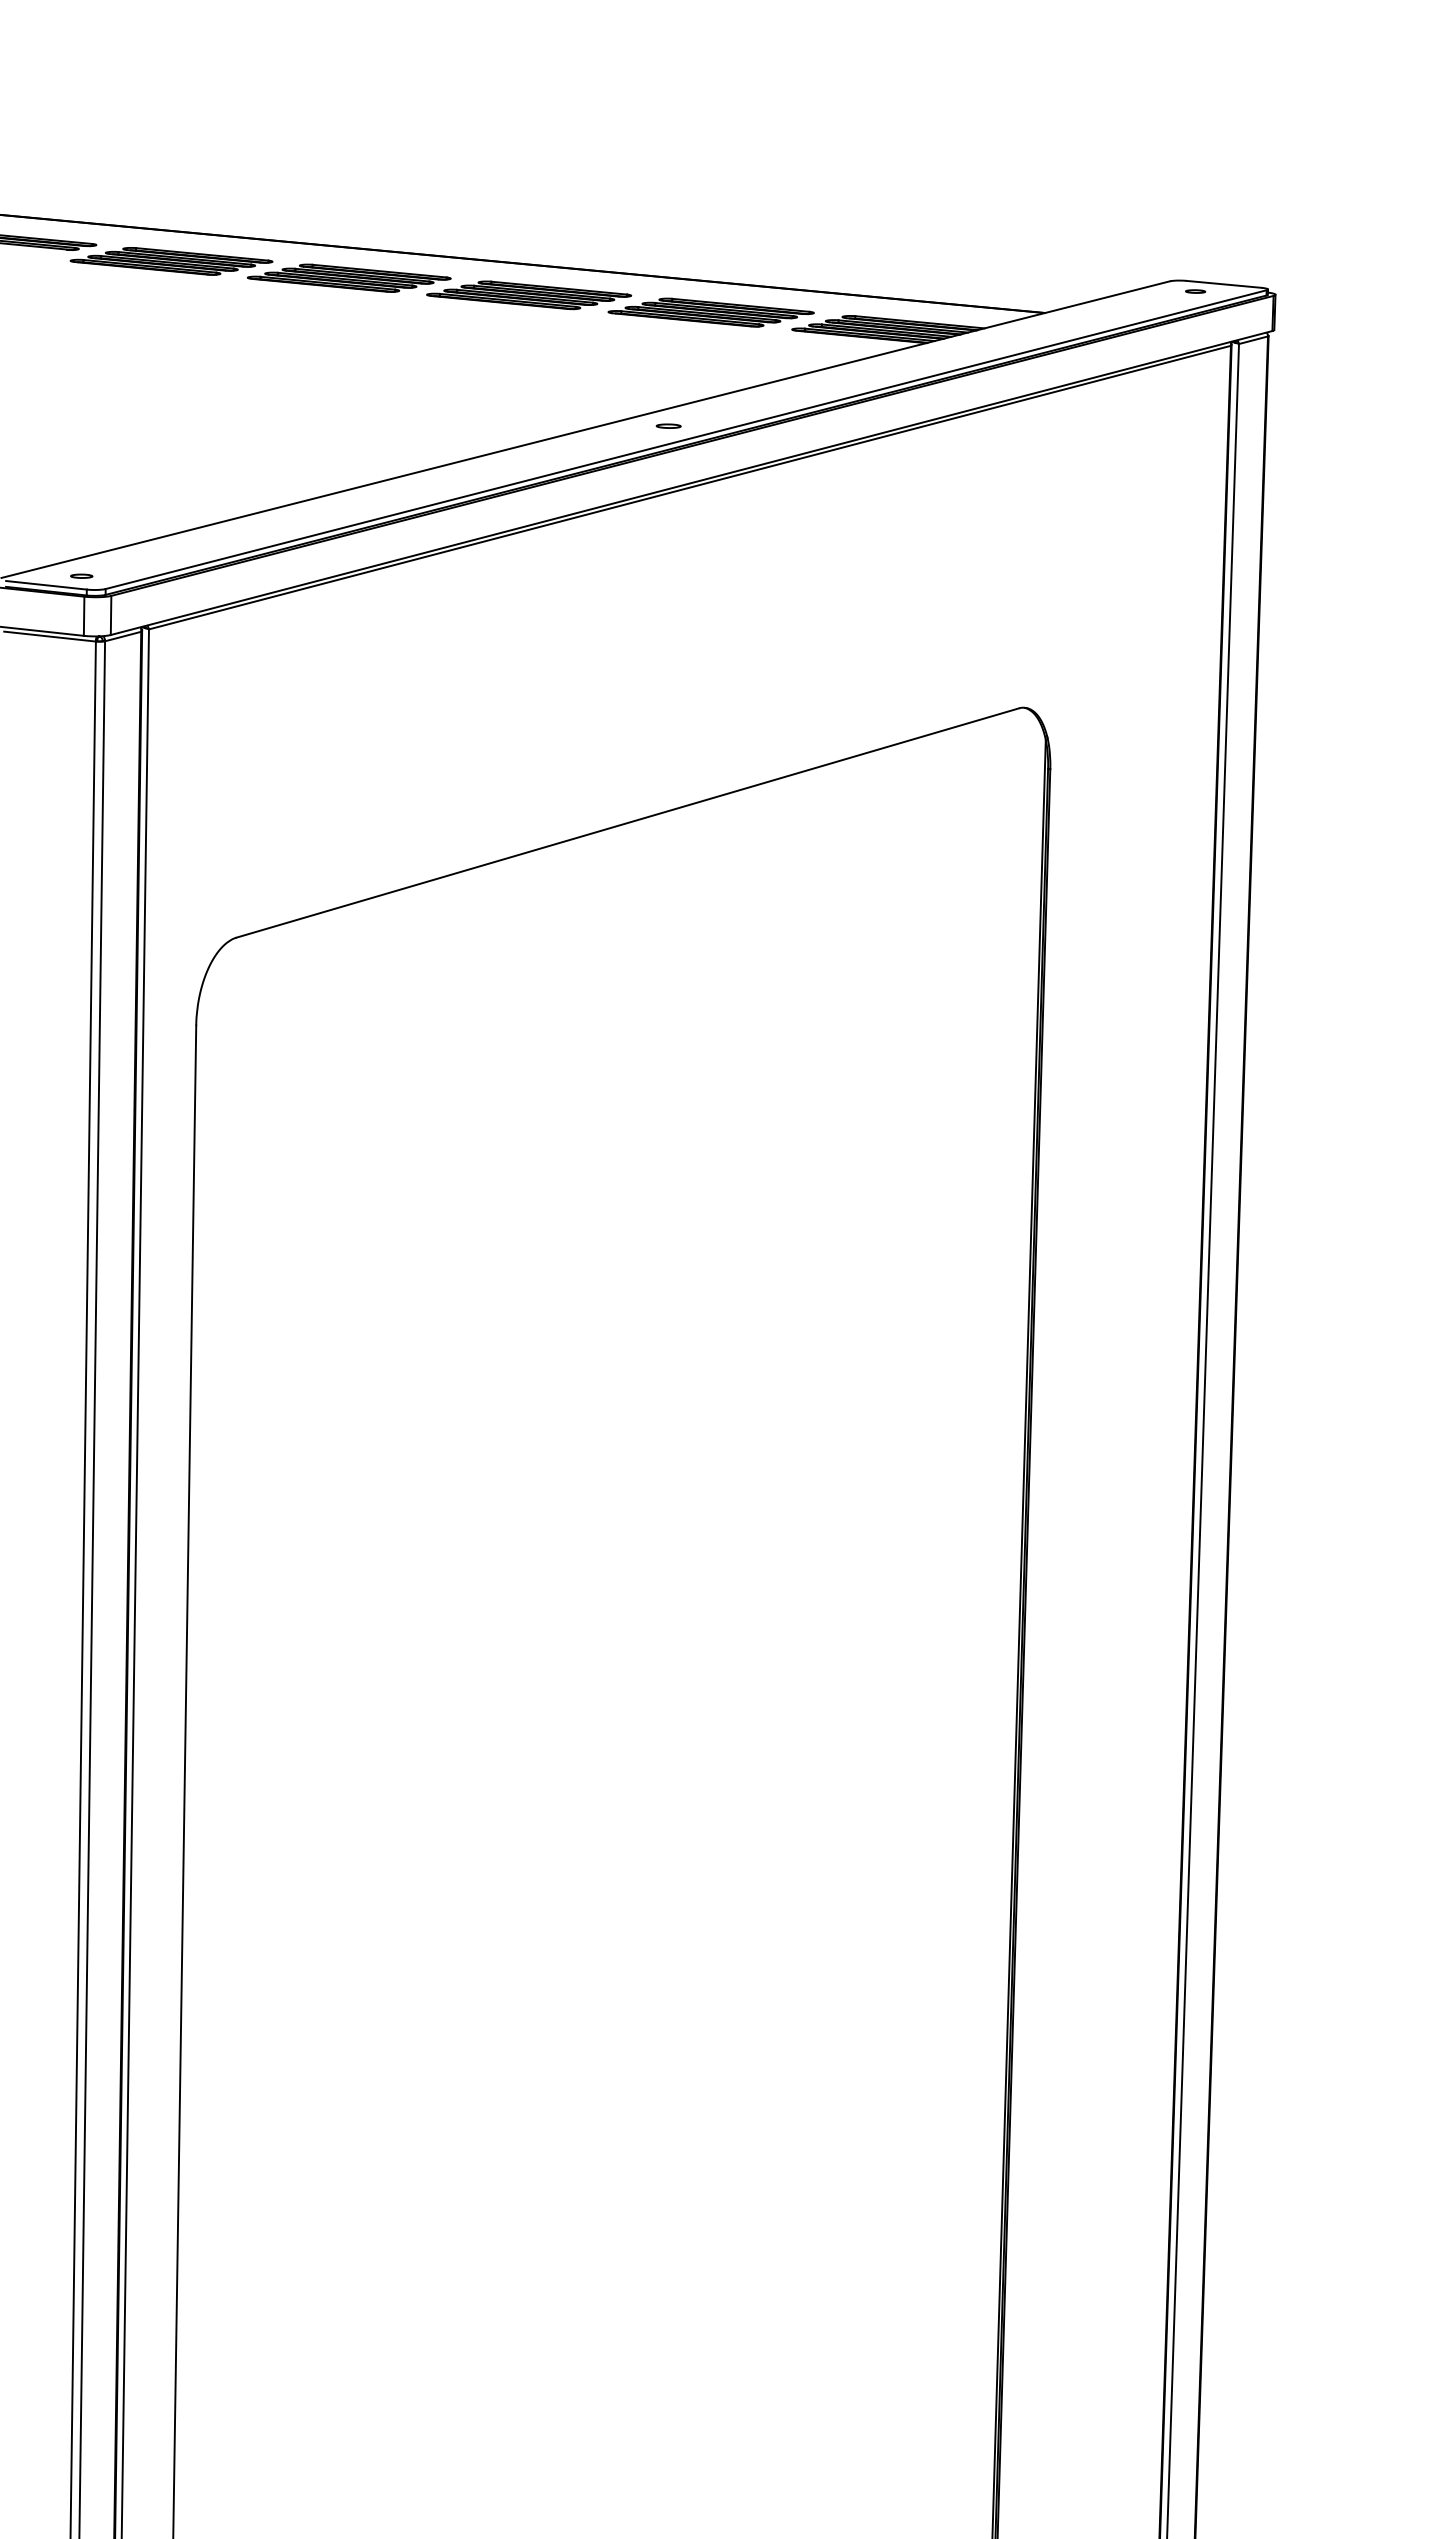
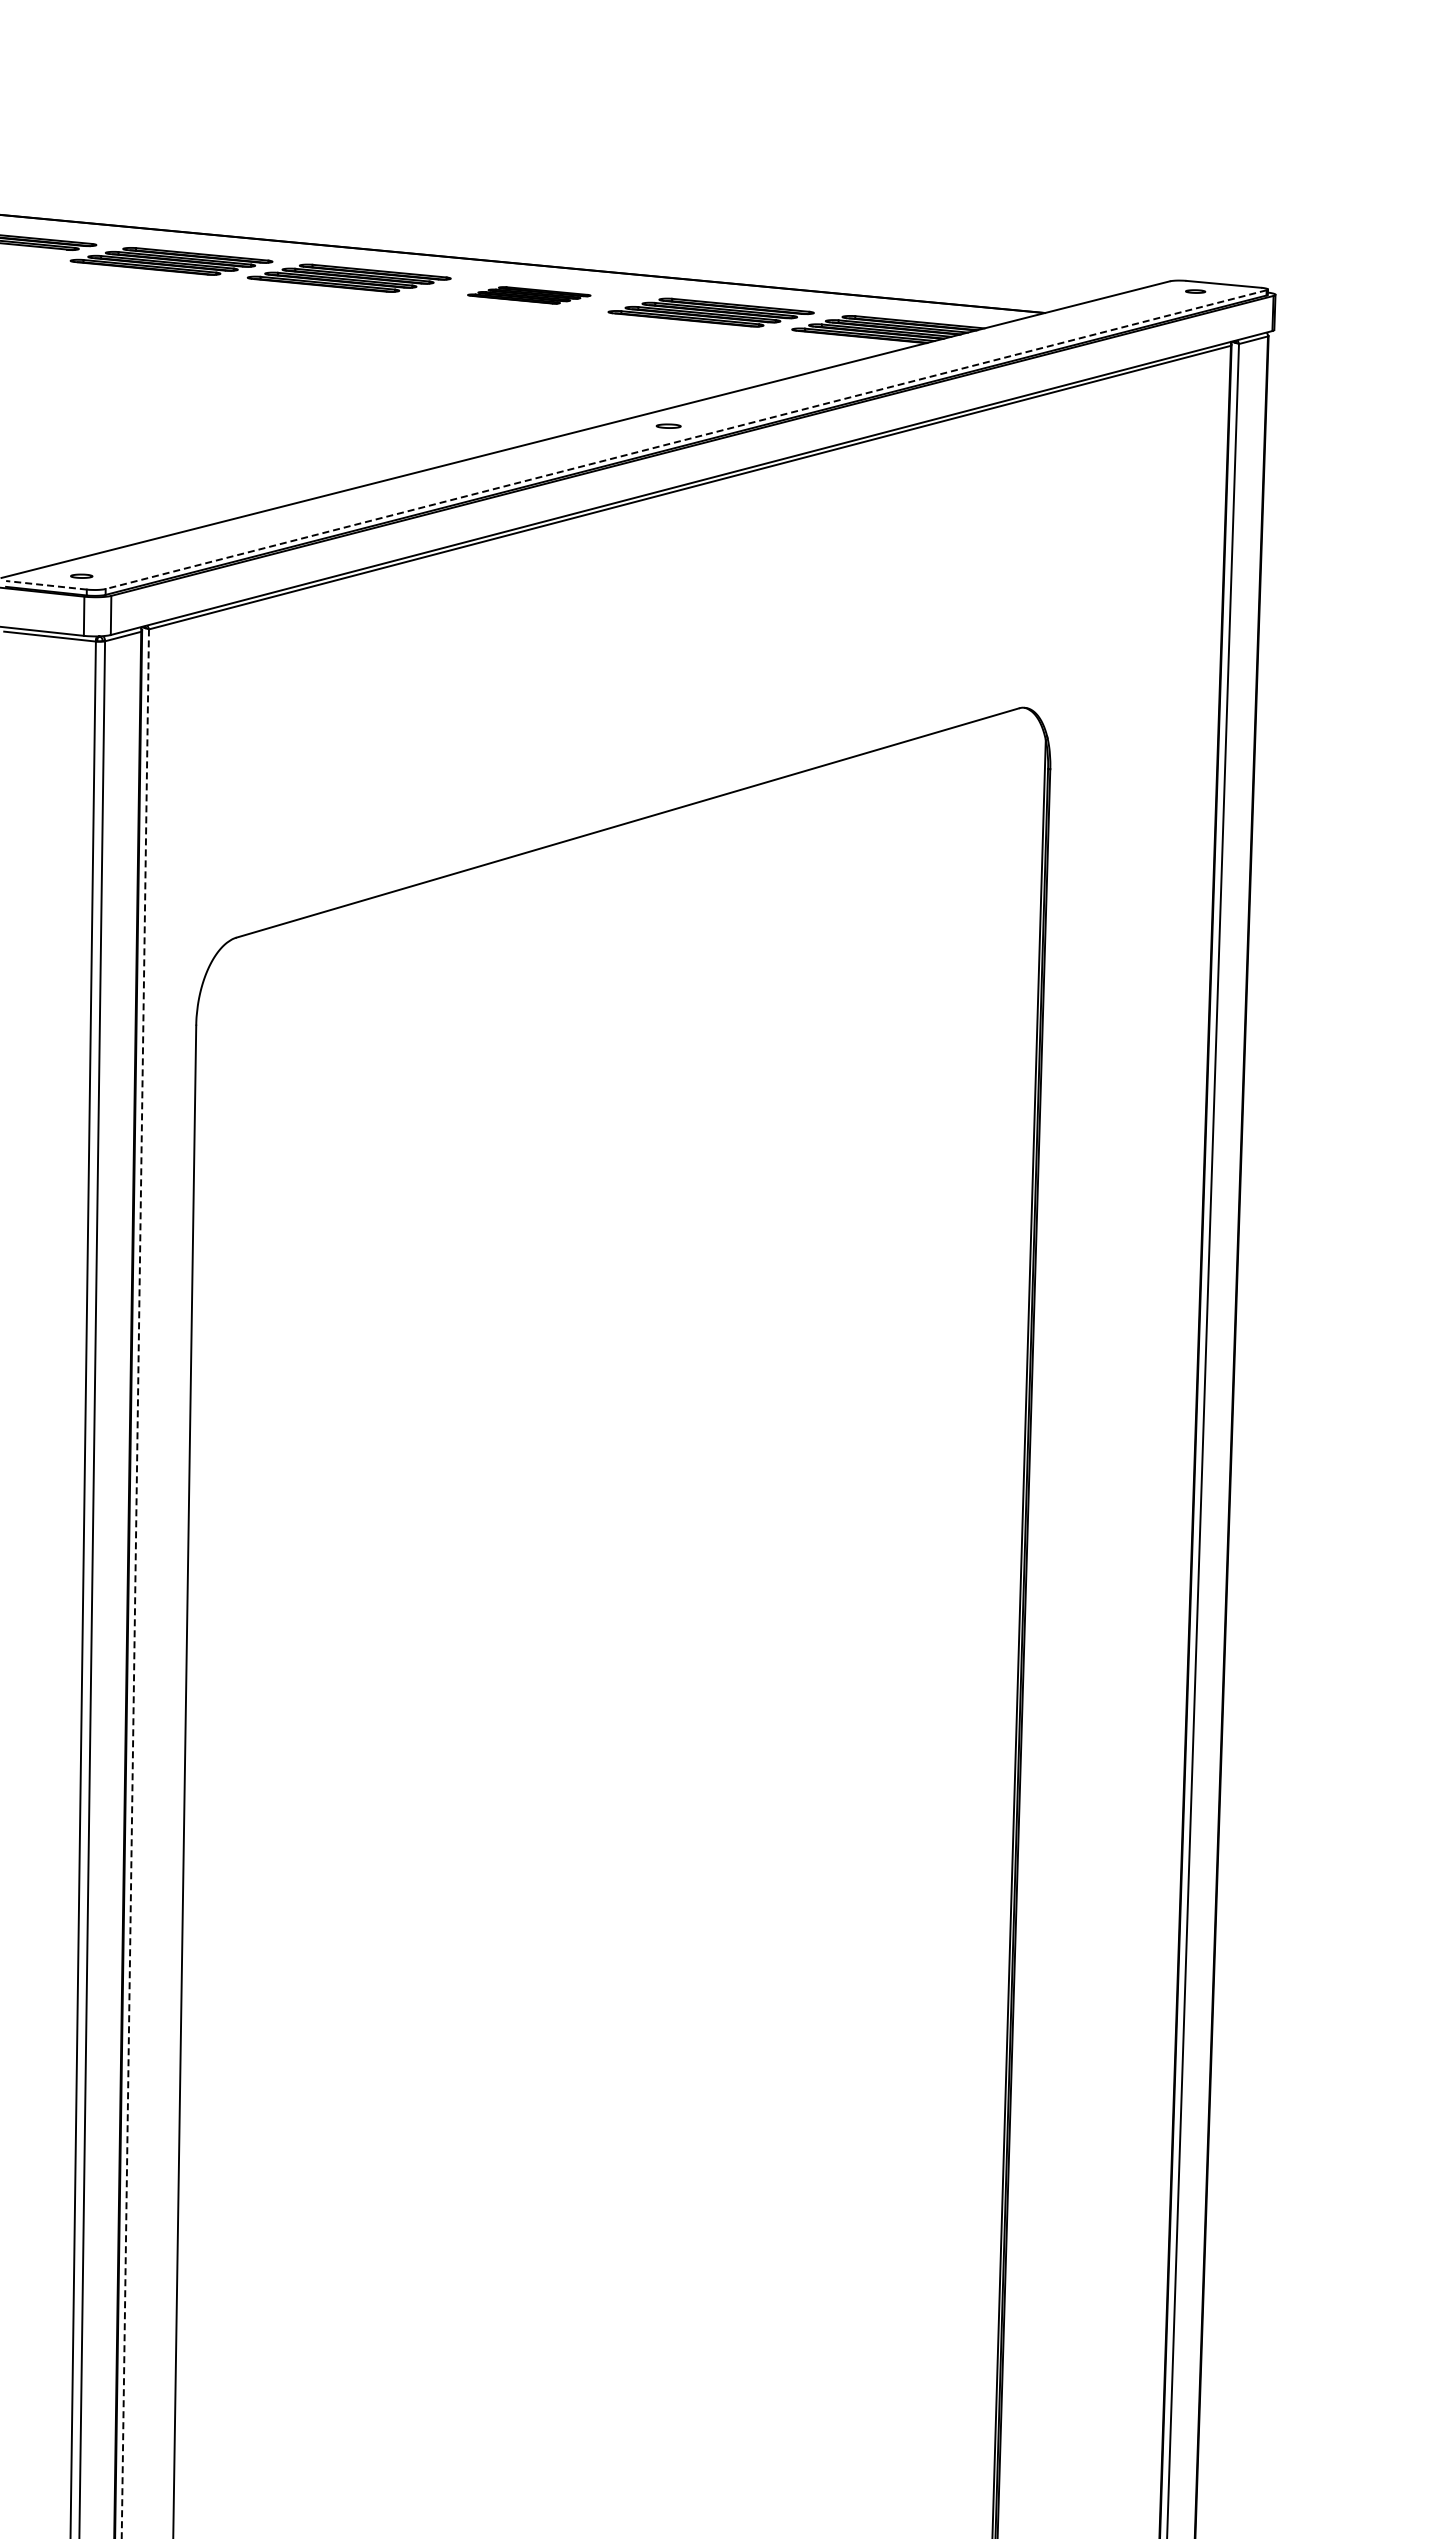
part size: 207x31 px -> 125x19 px (529, 295)
line: solid -> dashed (685, 439)
line: solid -> dashed (46, 585)
line: solid -> dashed (135, 1584)
